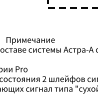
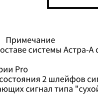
line: dashed -> solid (68, 7)
